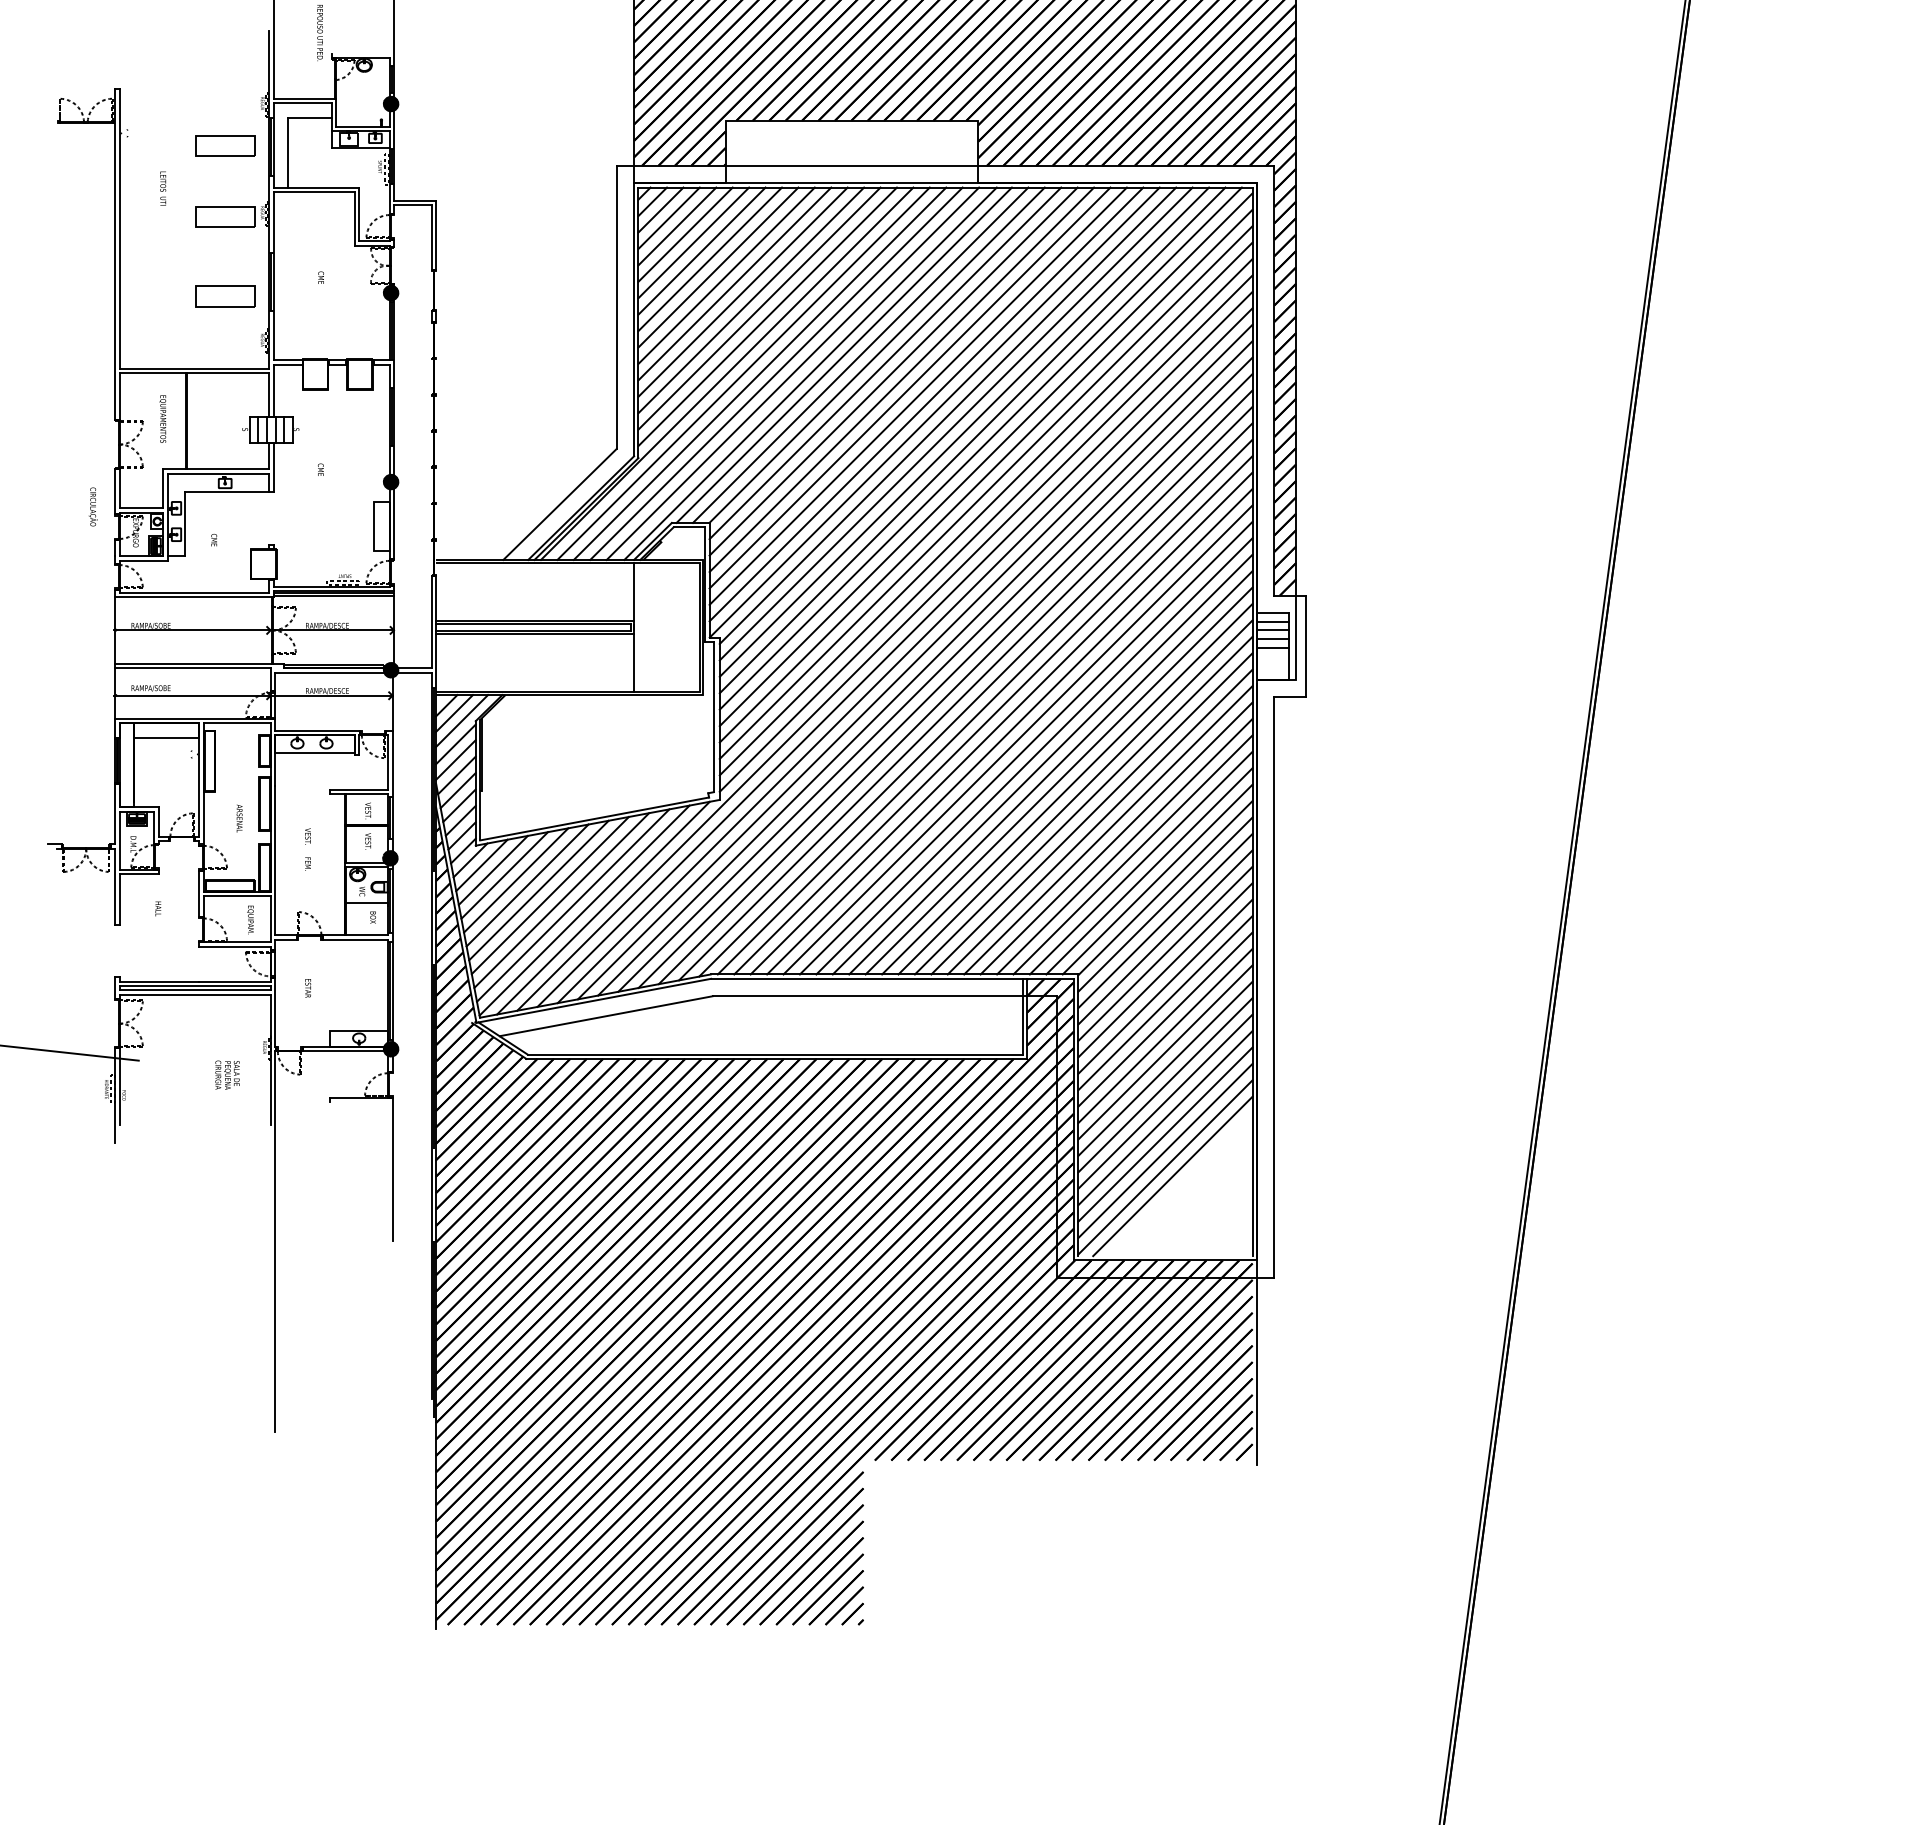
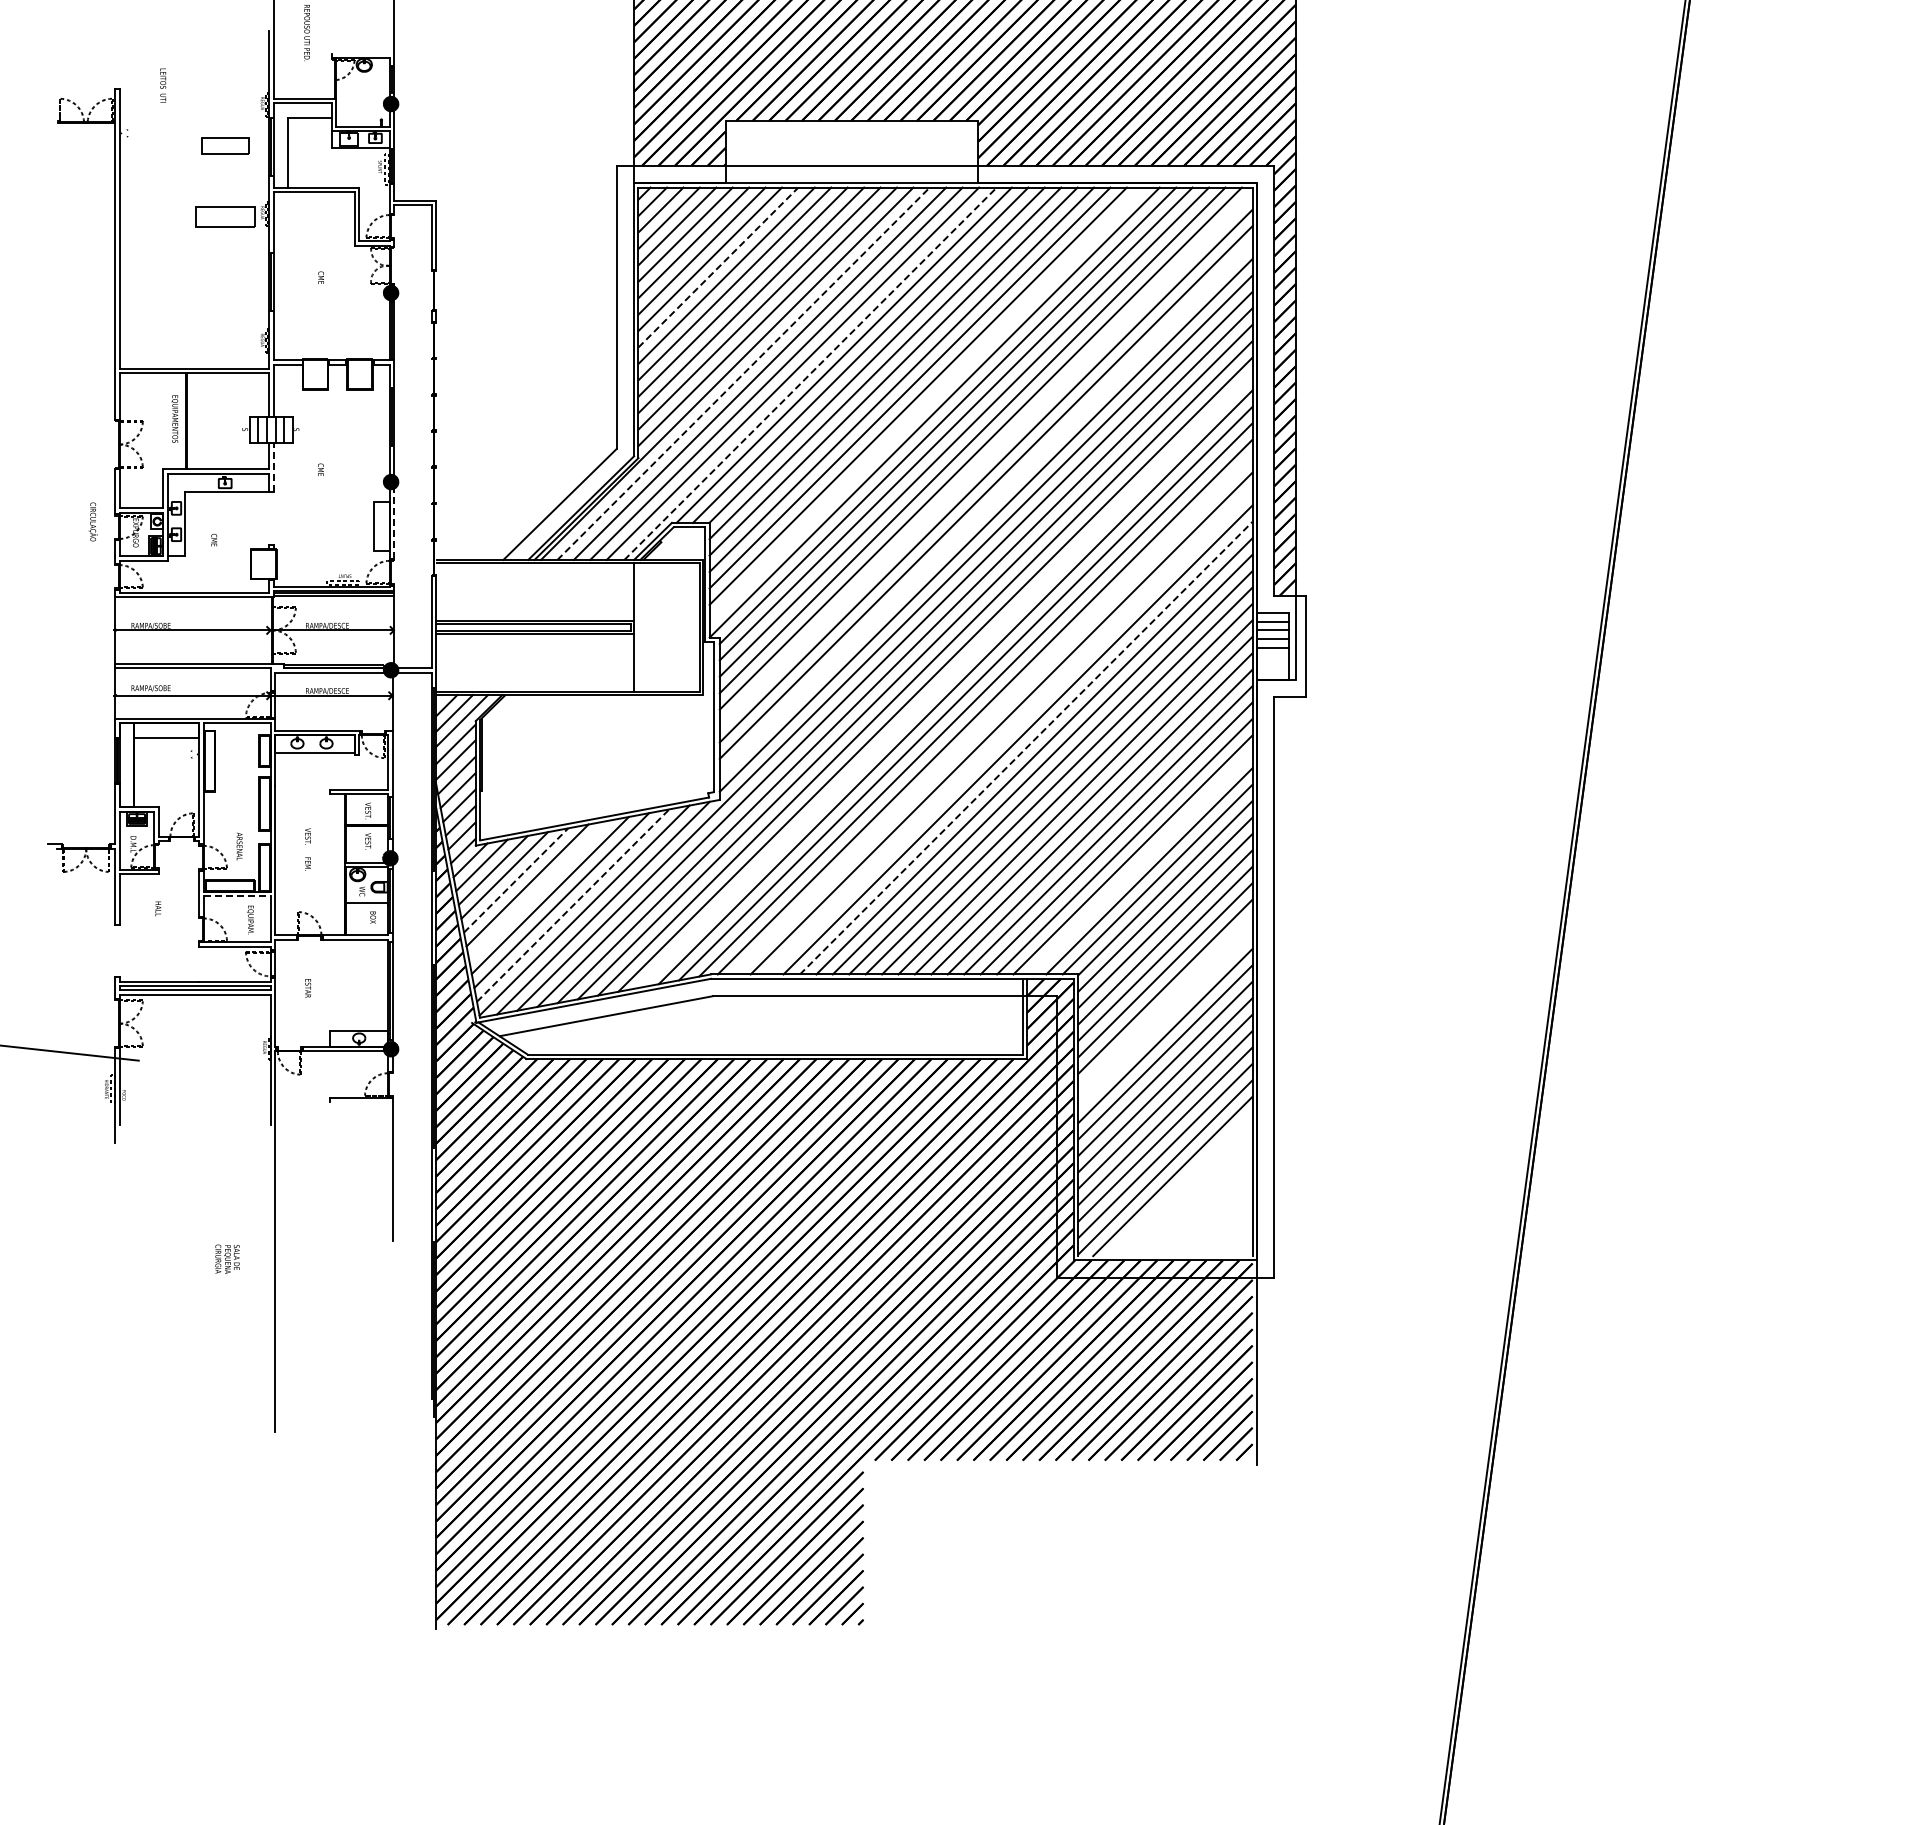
text position: (319, 33) -> (306, 33) (306, 33)
part size: 61x22 px -> 49x18 px (225, 145)
text position: (163, 188) -> (163, 85) (163, 85)
line: solid -> dashed (718, 267)
part: present -> none (225, 296)
line: solid -> dashed (743, 373)
line: solid -> dashed (810, 373)
line: present -> none (926, 404)
text position: (162, 418) -> (174, 418) (174, 418)
line: present -> none (985, 459)
line: solid -> dashed (273, 467)
text position: (92, 506) -> (92, 521) (92, 521)
line: present -> none (985, 508)
line: solid -> dashed (394, 523)
line: present -> none (945, 680)
line: present -> none (993, 715)
line: present -> none (1009, 731)
line: solid -> dashed (1026, 747)
text position: (239, 818) -> (239, 846) (239, 846)
line: present -> none (1140, 862)
line: solid -> dashed (516, 880)
line: present -> none (538, 890)
line: solid -> dashed (237, 896)
line: solid -> dashed (573, 905)
line: present -> none (1165, 1003)
line: present -> none (1165, 1019)
text position: (227, 1074) -> (227, 1258) (227, 1258)
